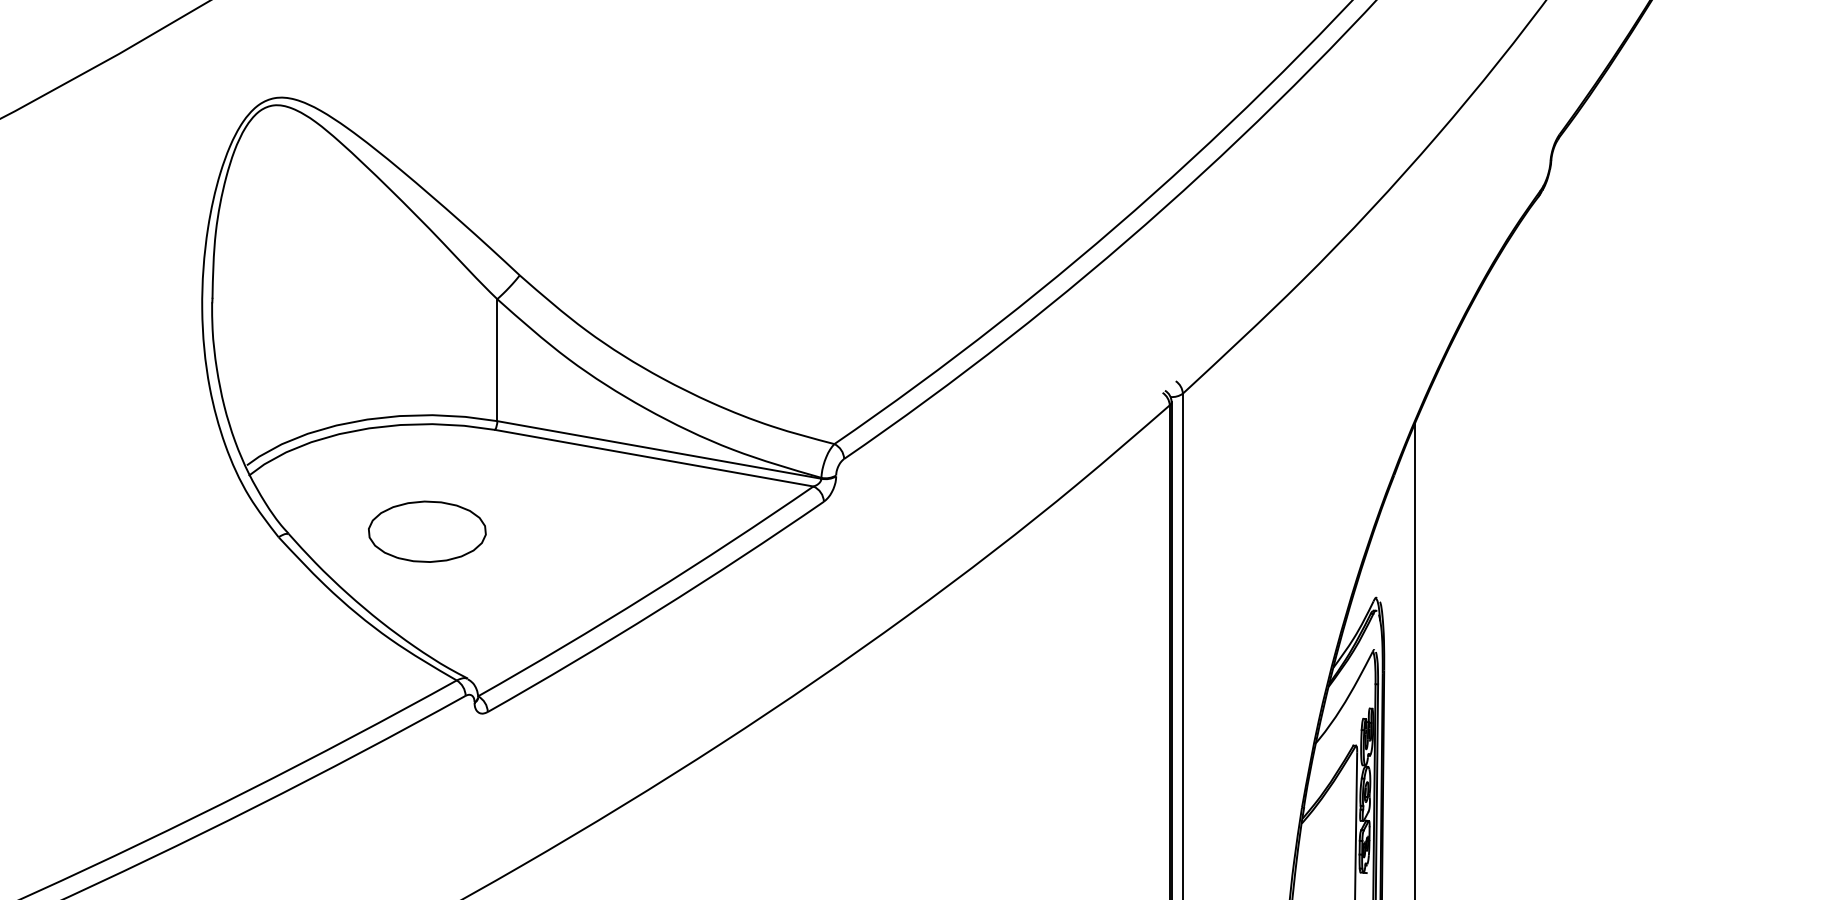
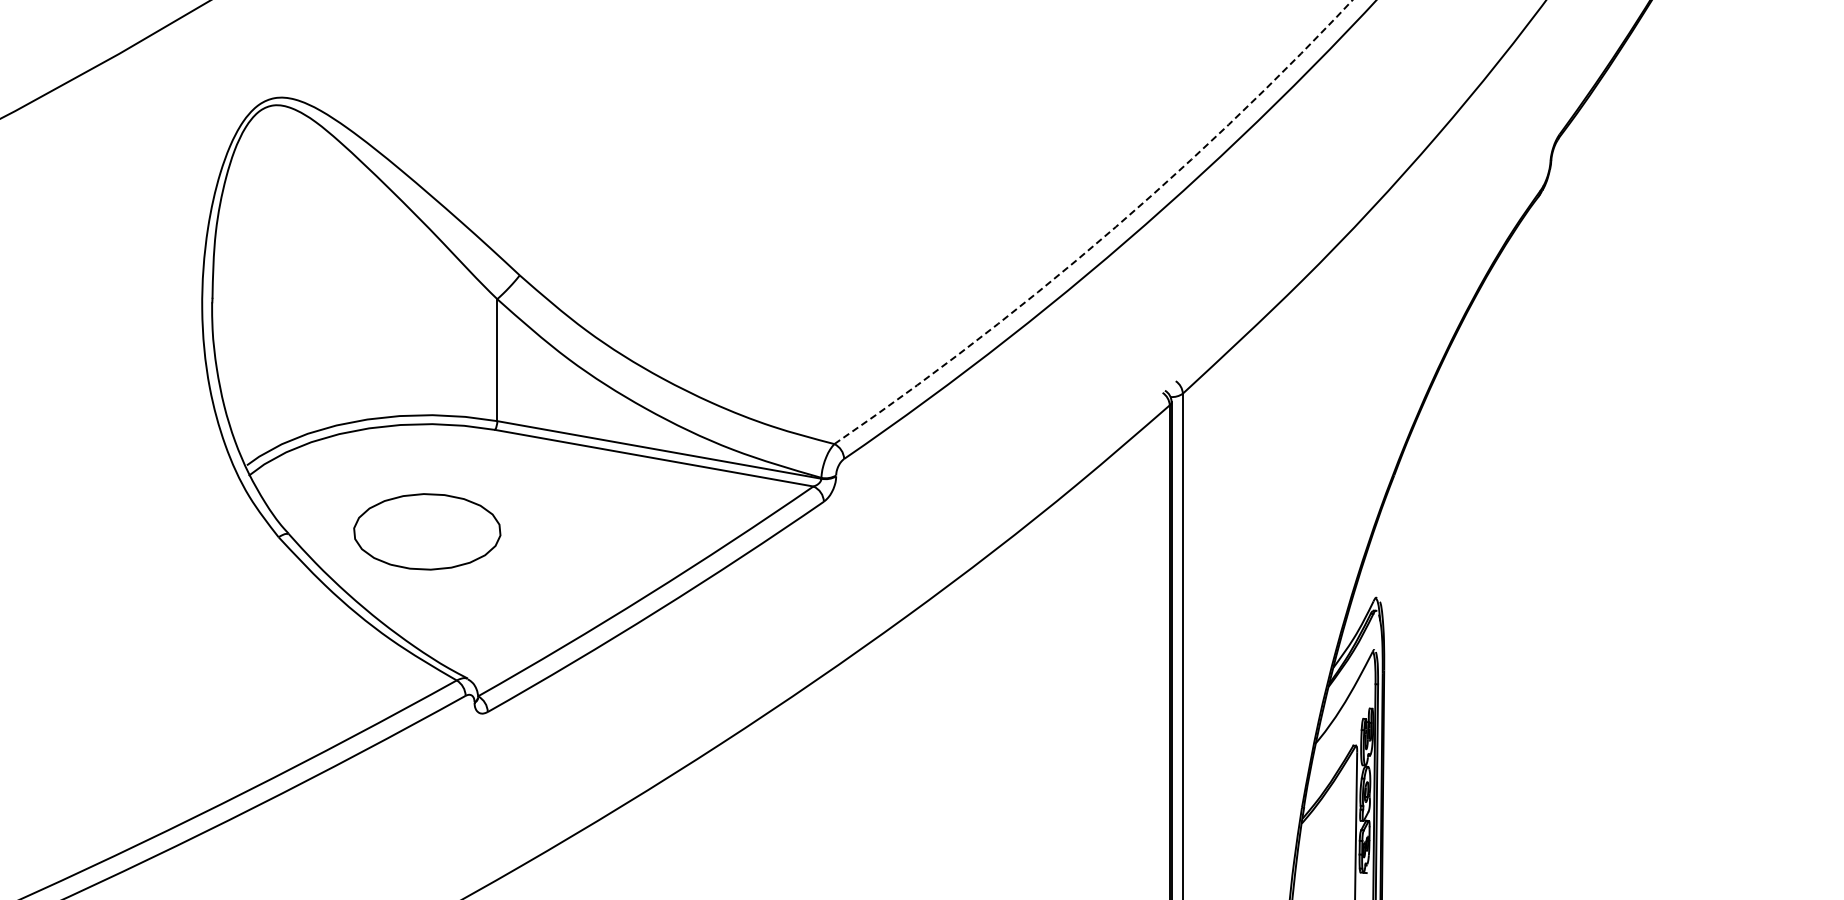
arc: solid -> dashed (1106, 235)
part size: 119x63 px -> 149x78 px (427, 531)
line: present -> none (1415, 659)
